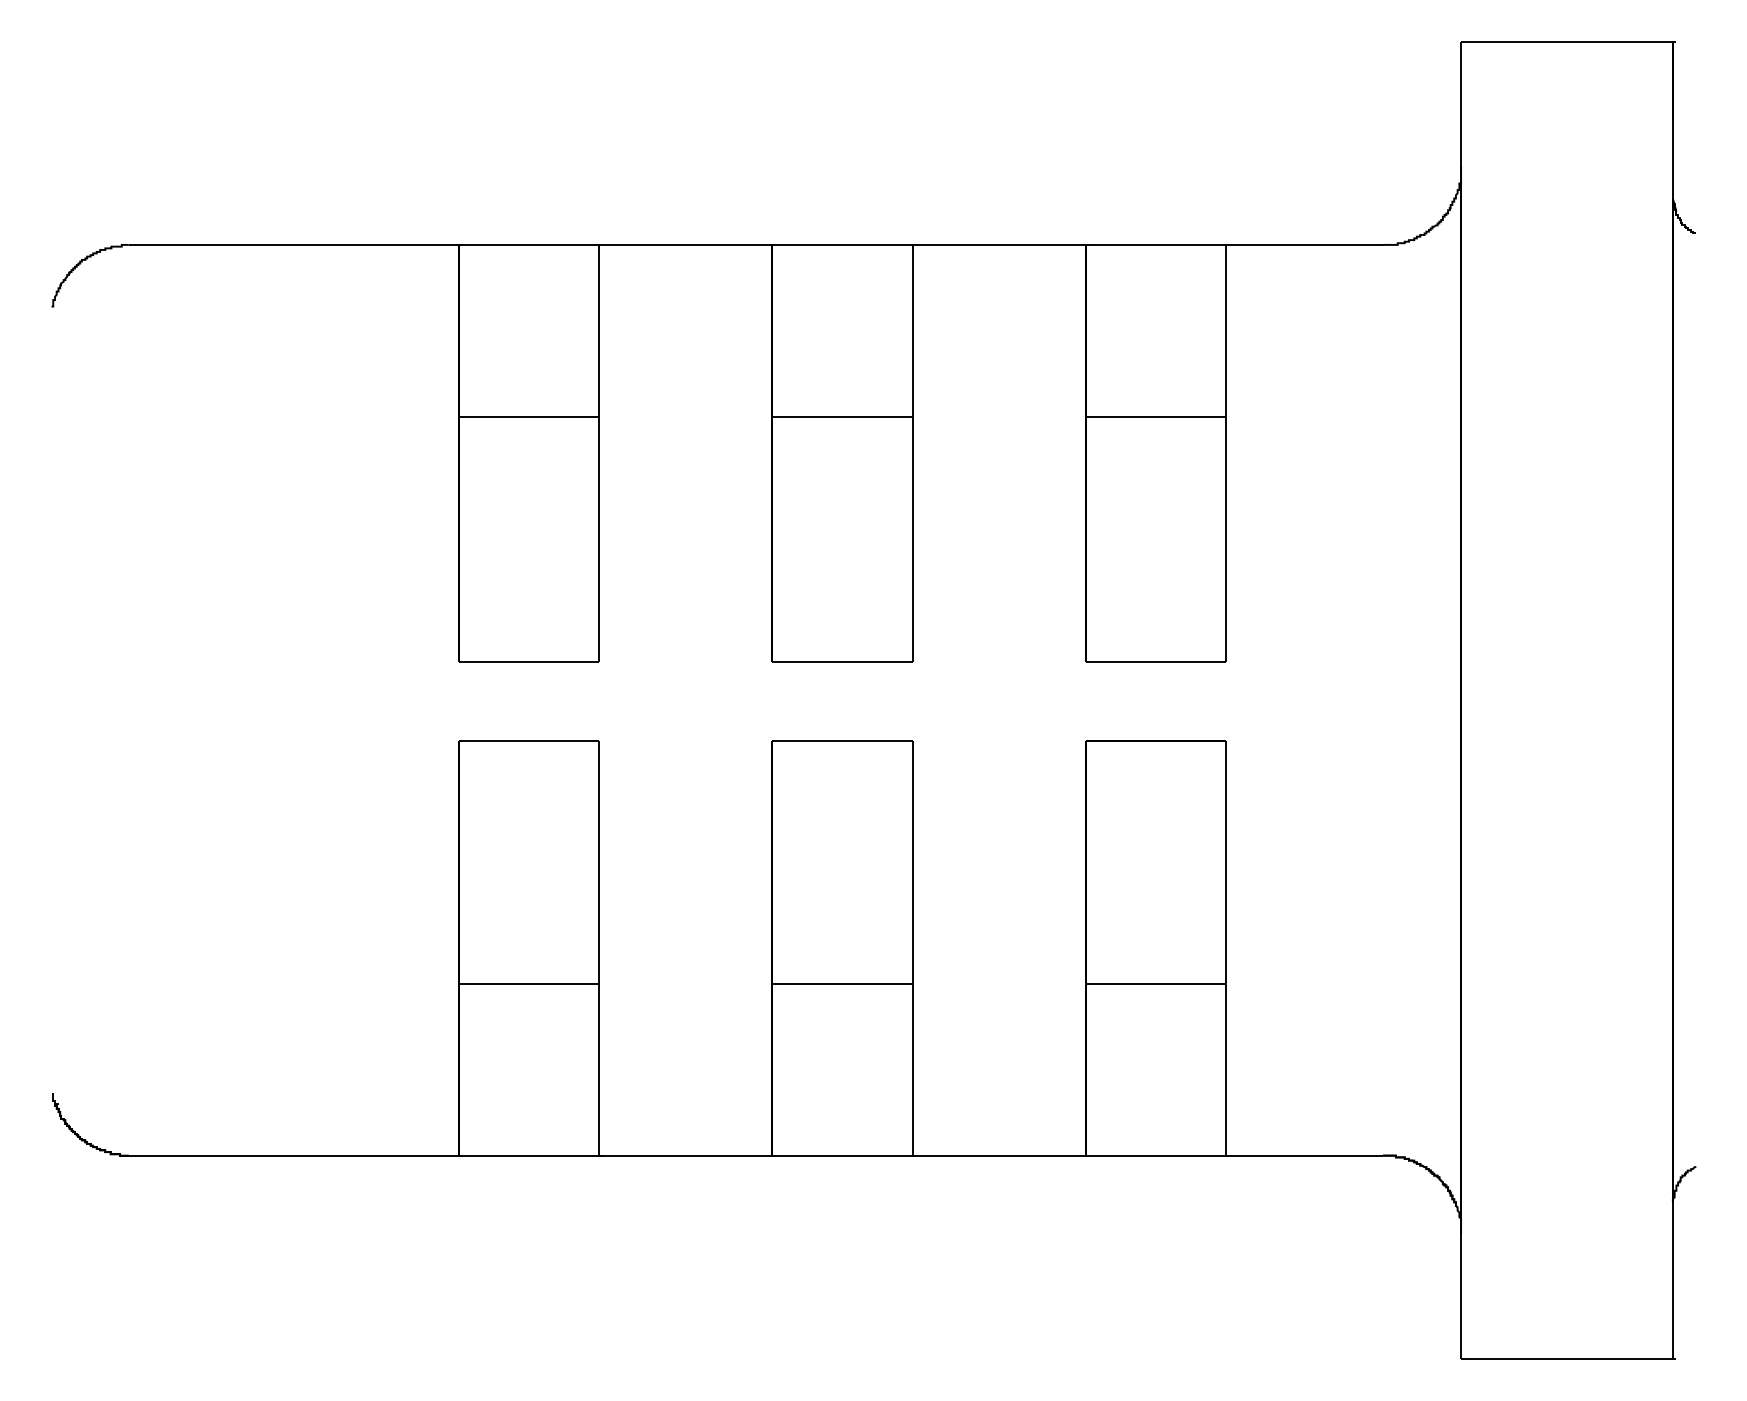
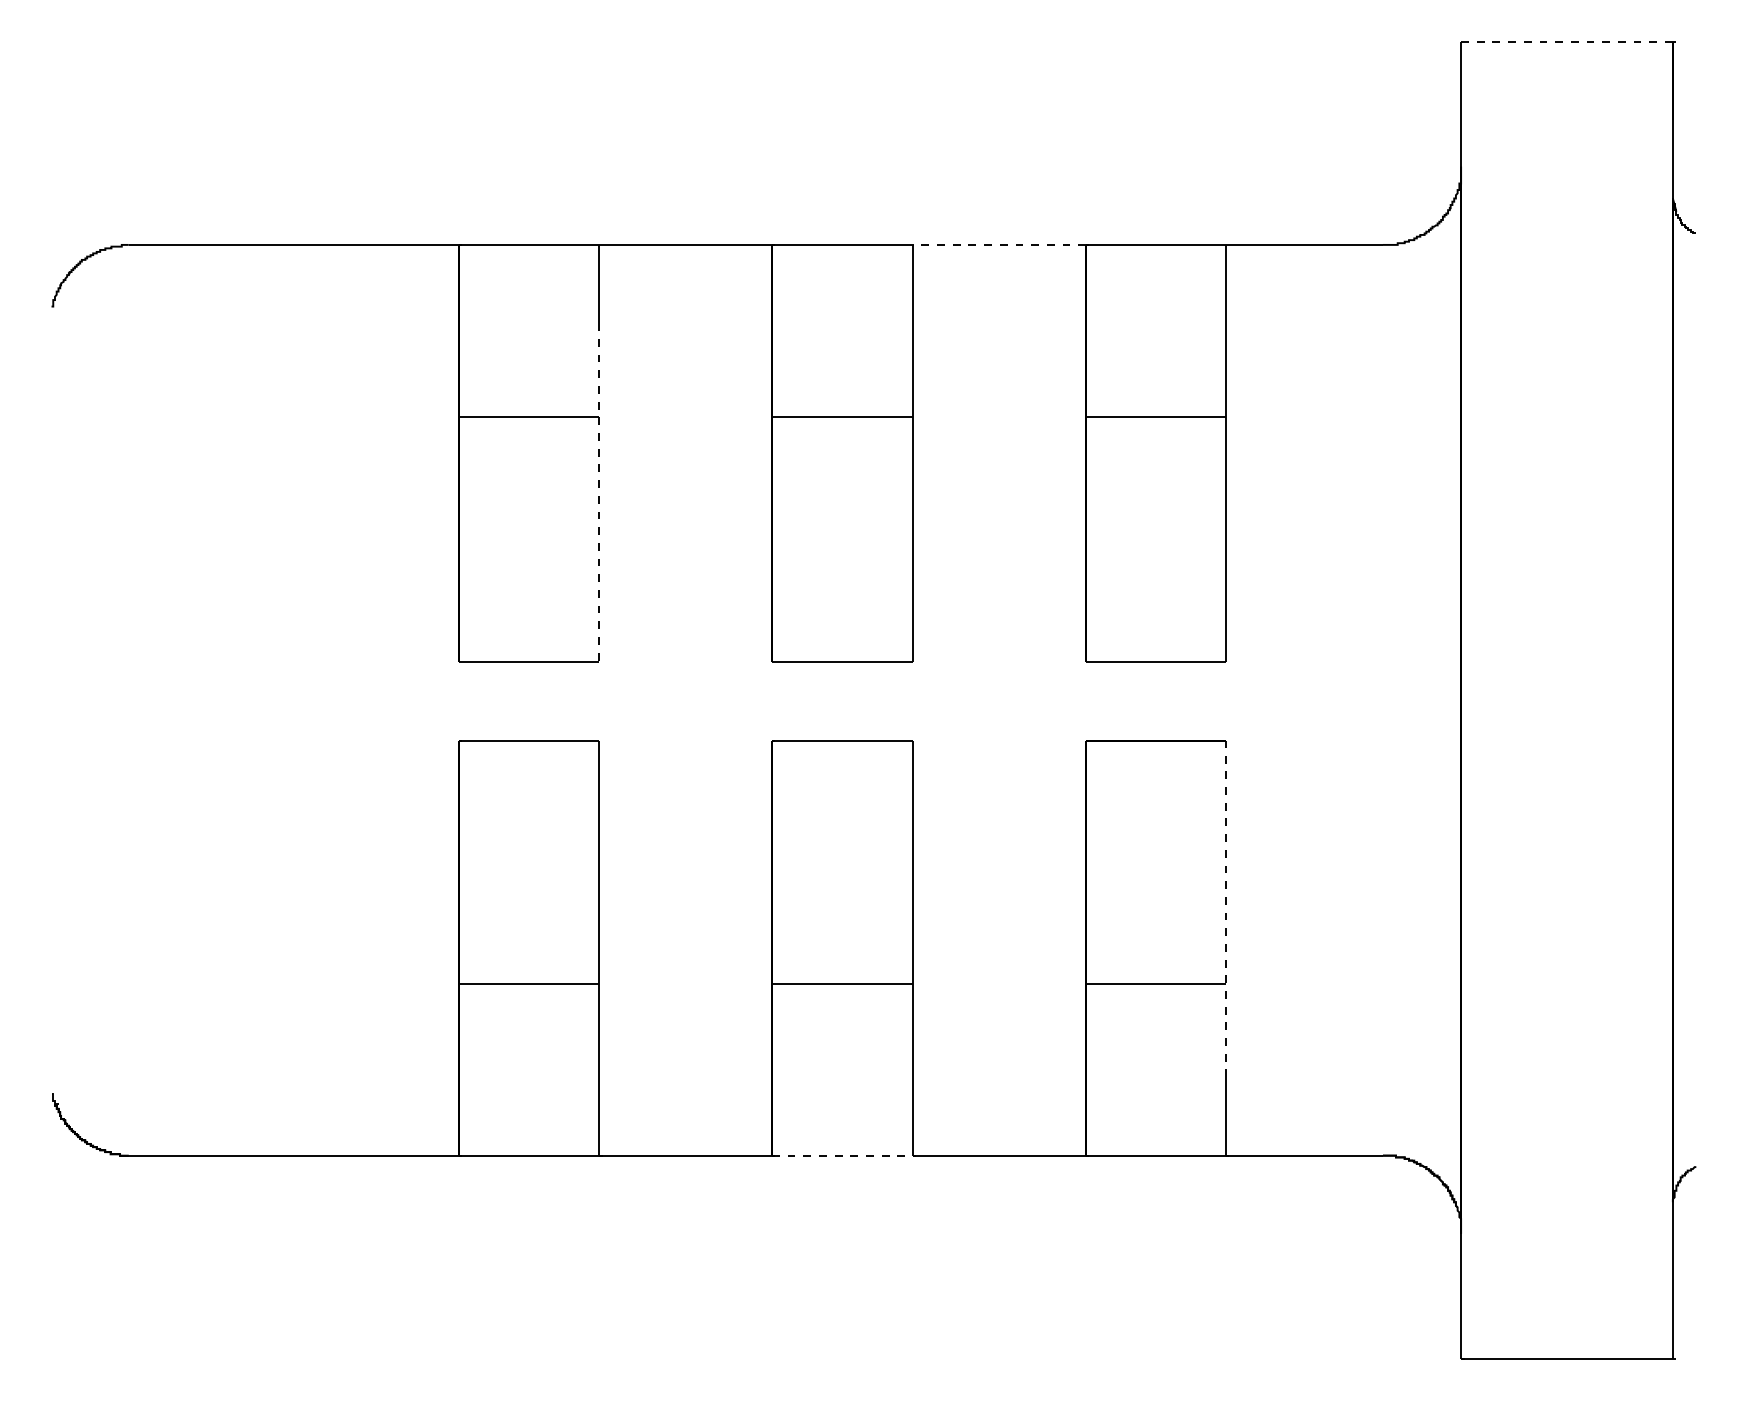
line: solid -> dashed (1566, 41)
line: solid -> dashed (999, 244)
line: solid -> dashed (599, 493)
line: solid -> dashed (1225, 908)
line: solid -> dashed (842, 1155)
